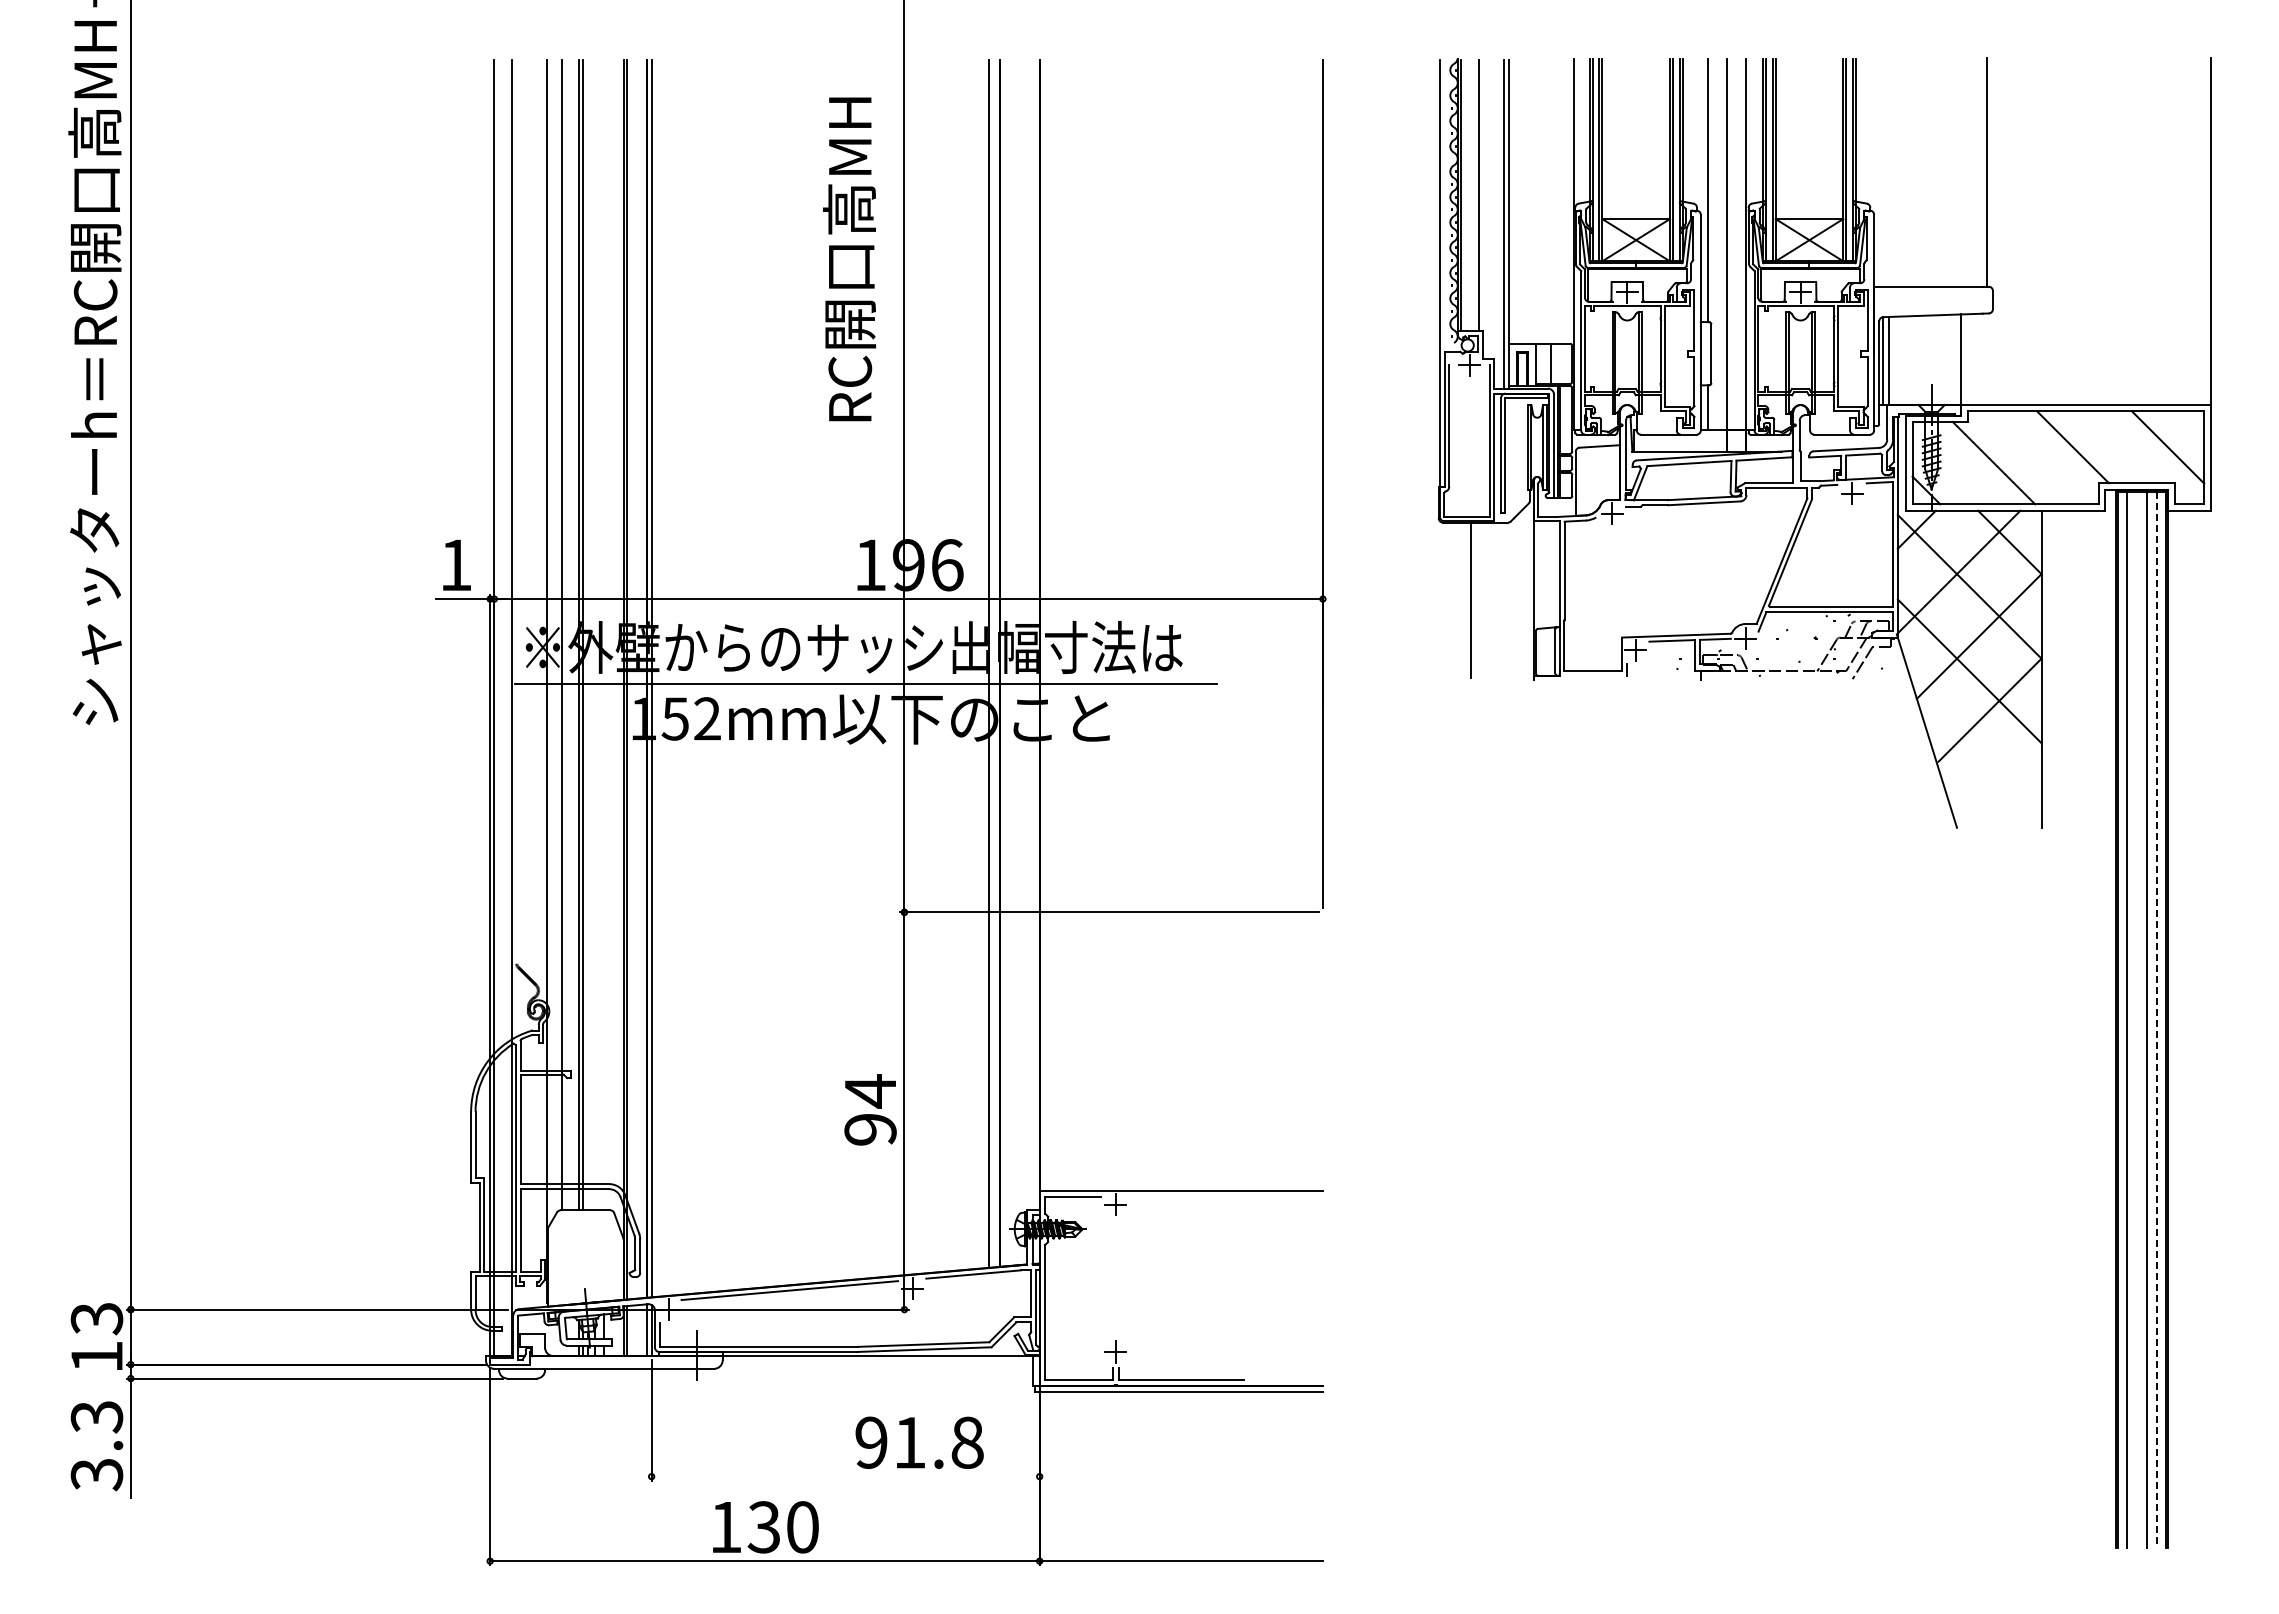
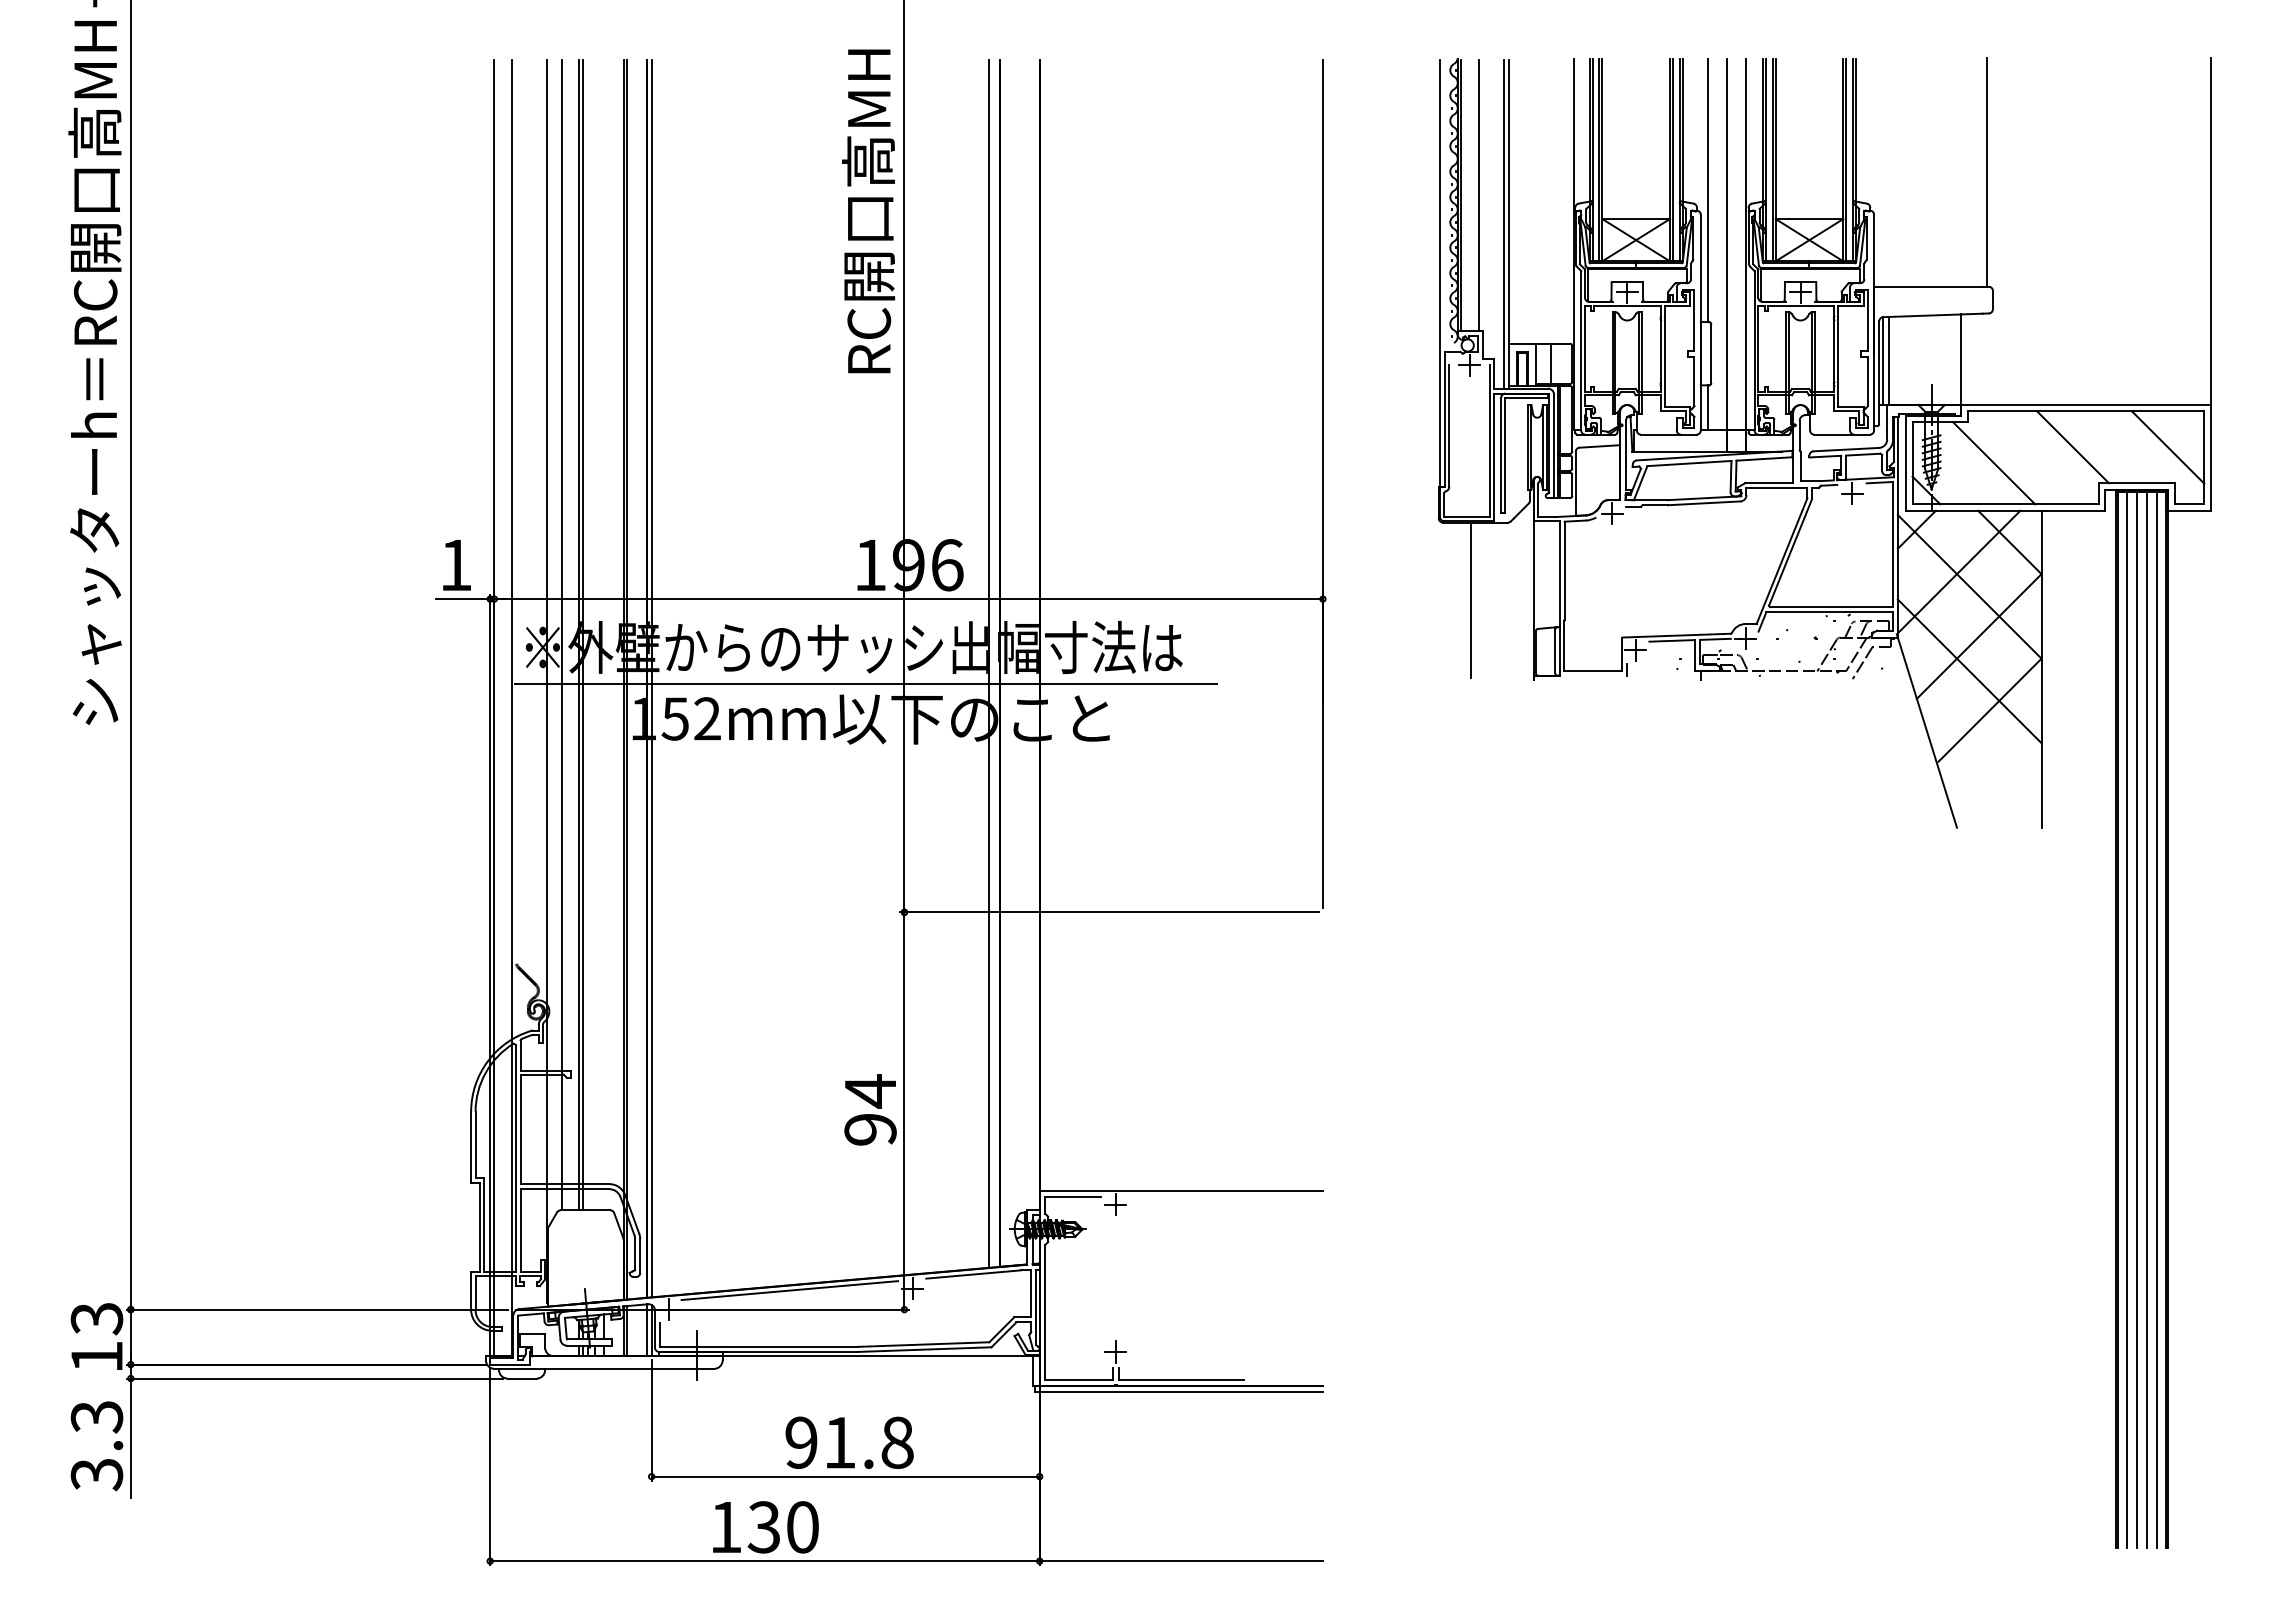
text position: (849, 259) -> (868, 211) (868, 211)
line: none -> present (2137, 1019)
line: dashed -> solid (2156, 1019)
text position: (919, 1442) -> (849, 1442) (849, 1442)
line: none -> present (845, 1476)
